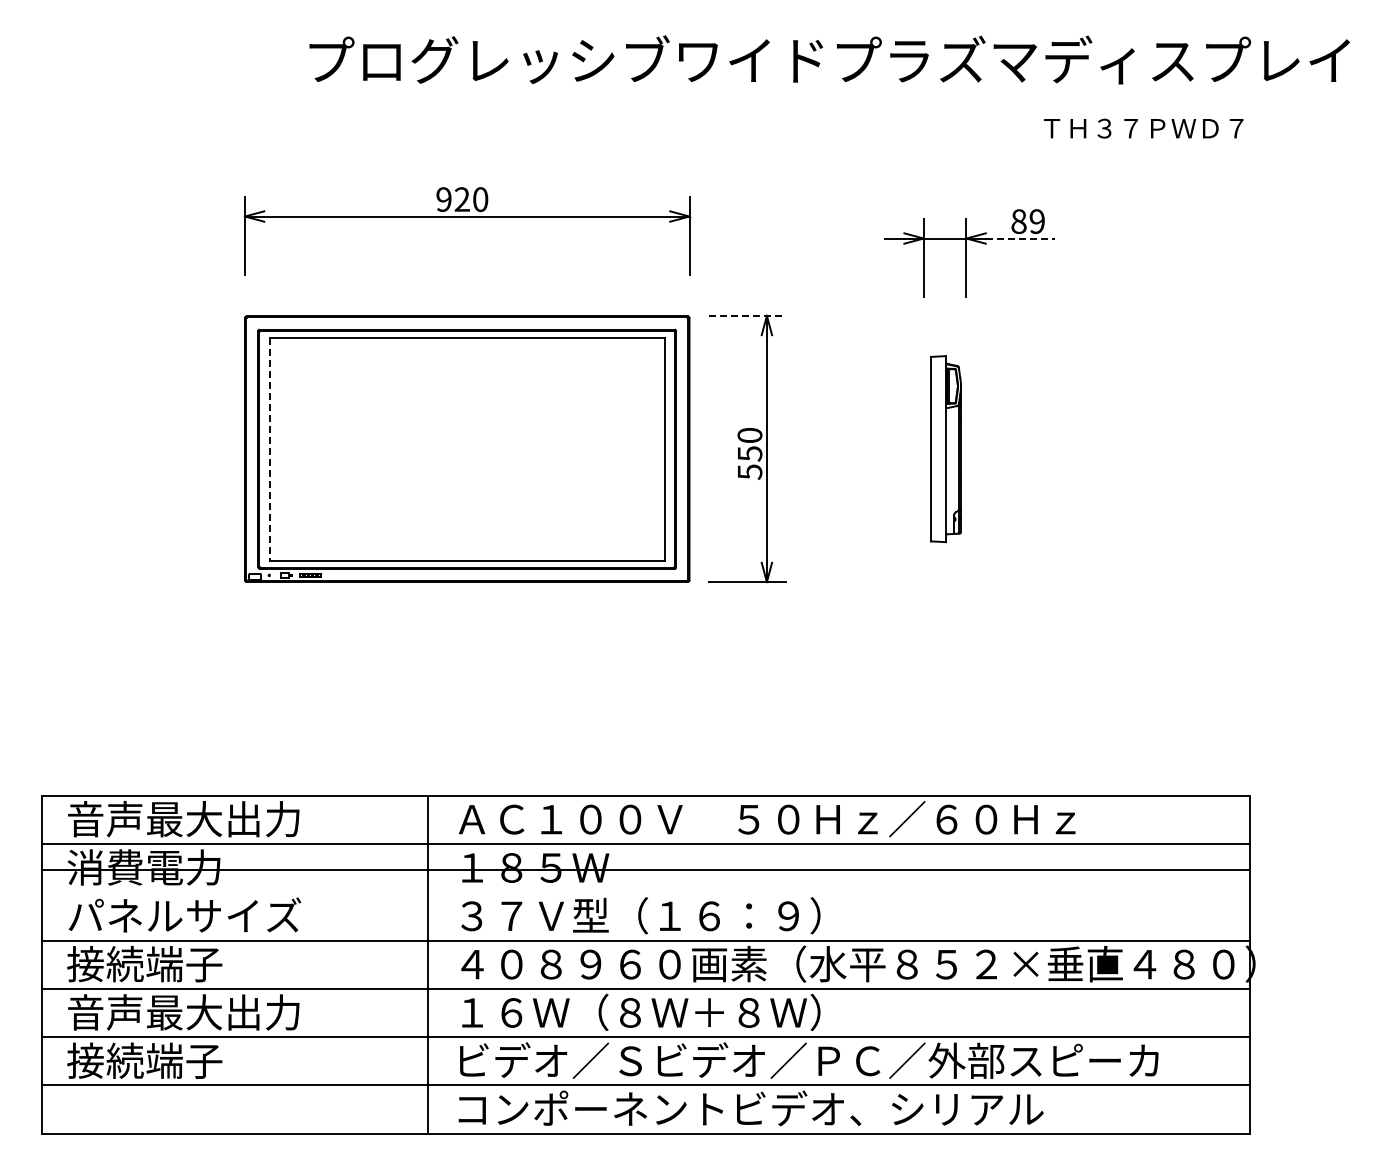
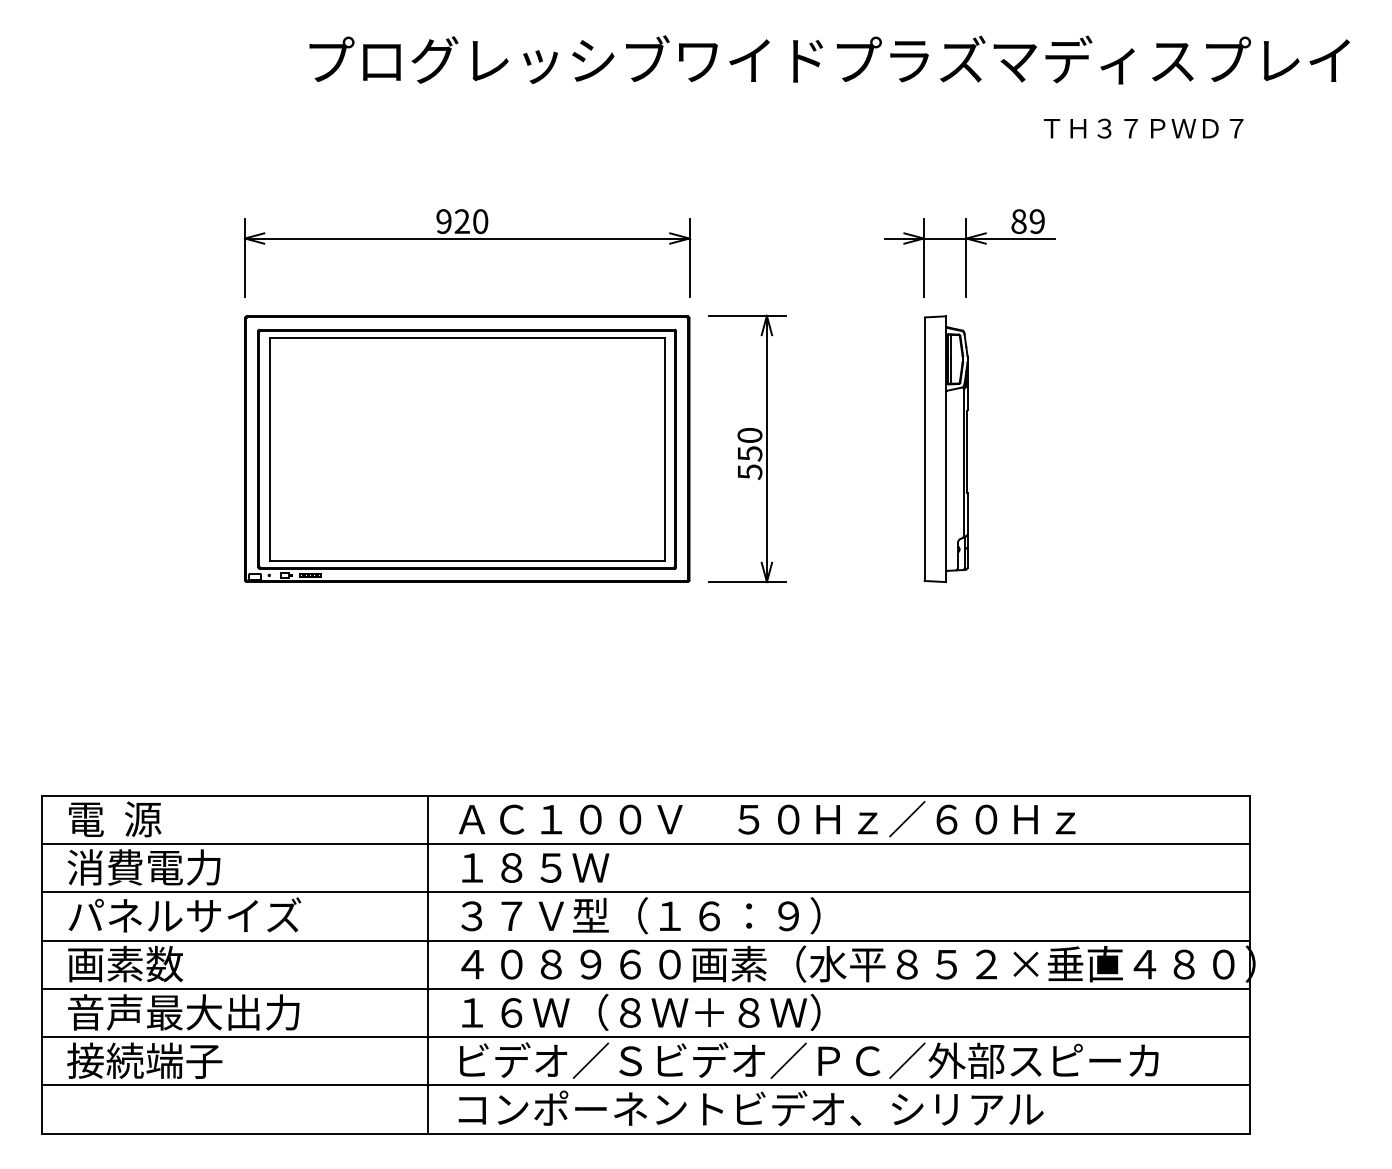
part position: (467, 217) -> (467, 239) (467, 239)
line: dashed -> solid (1020, 238)
line: dashed -> solid (747, 315)
line: dashed -> solid (269, 449)
part size: 32x189 px -> 46x268 px (945, 448)
text: 音声最大出力 -> 電  源 (183, 818)
line position: (645, 870) -> (645, 892) (645, 892)
text: 接続端子 -> 画素数 (144, 964)
